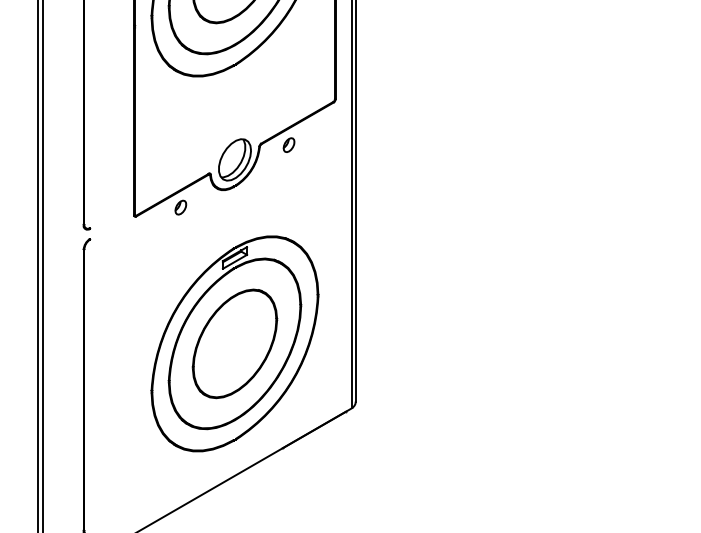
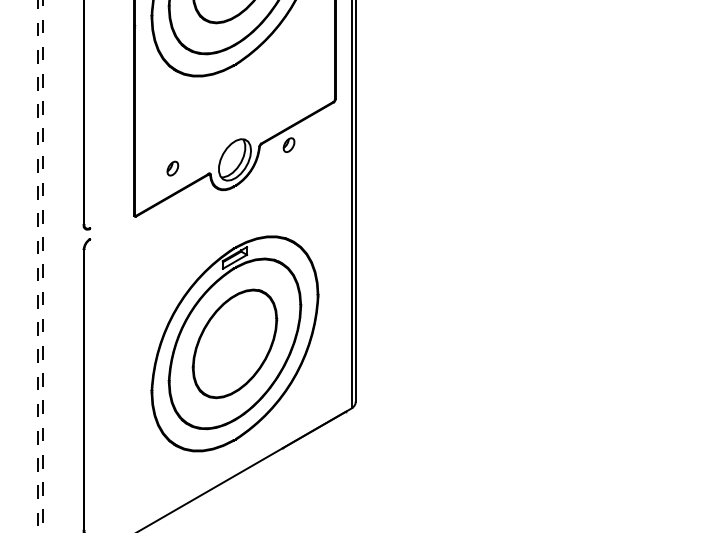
part position: (180, 207) -> (172, 168) (172, 168)
line: solid -> dashed (37, 266)
line: solid -> dashed (43, 266)
